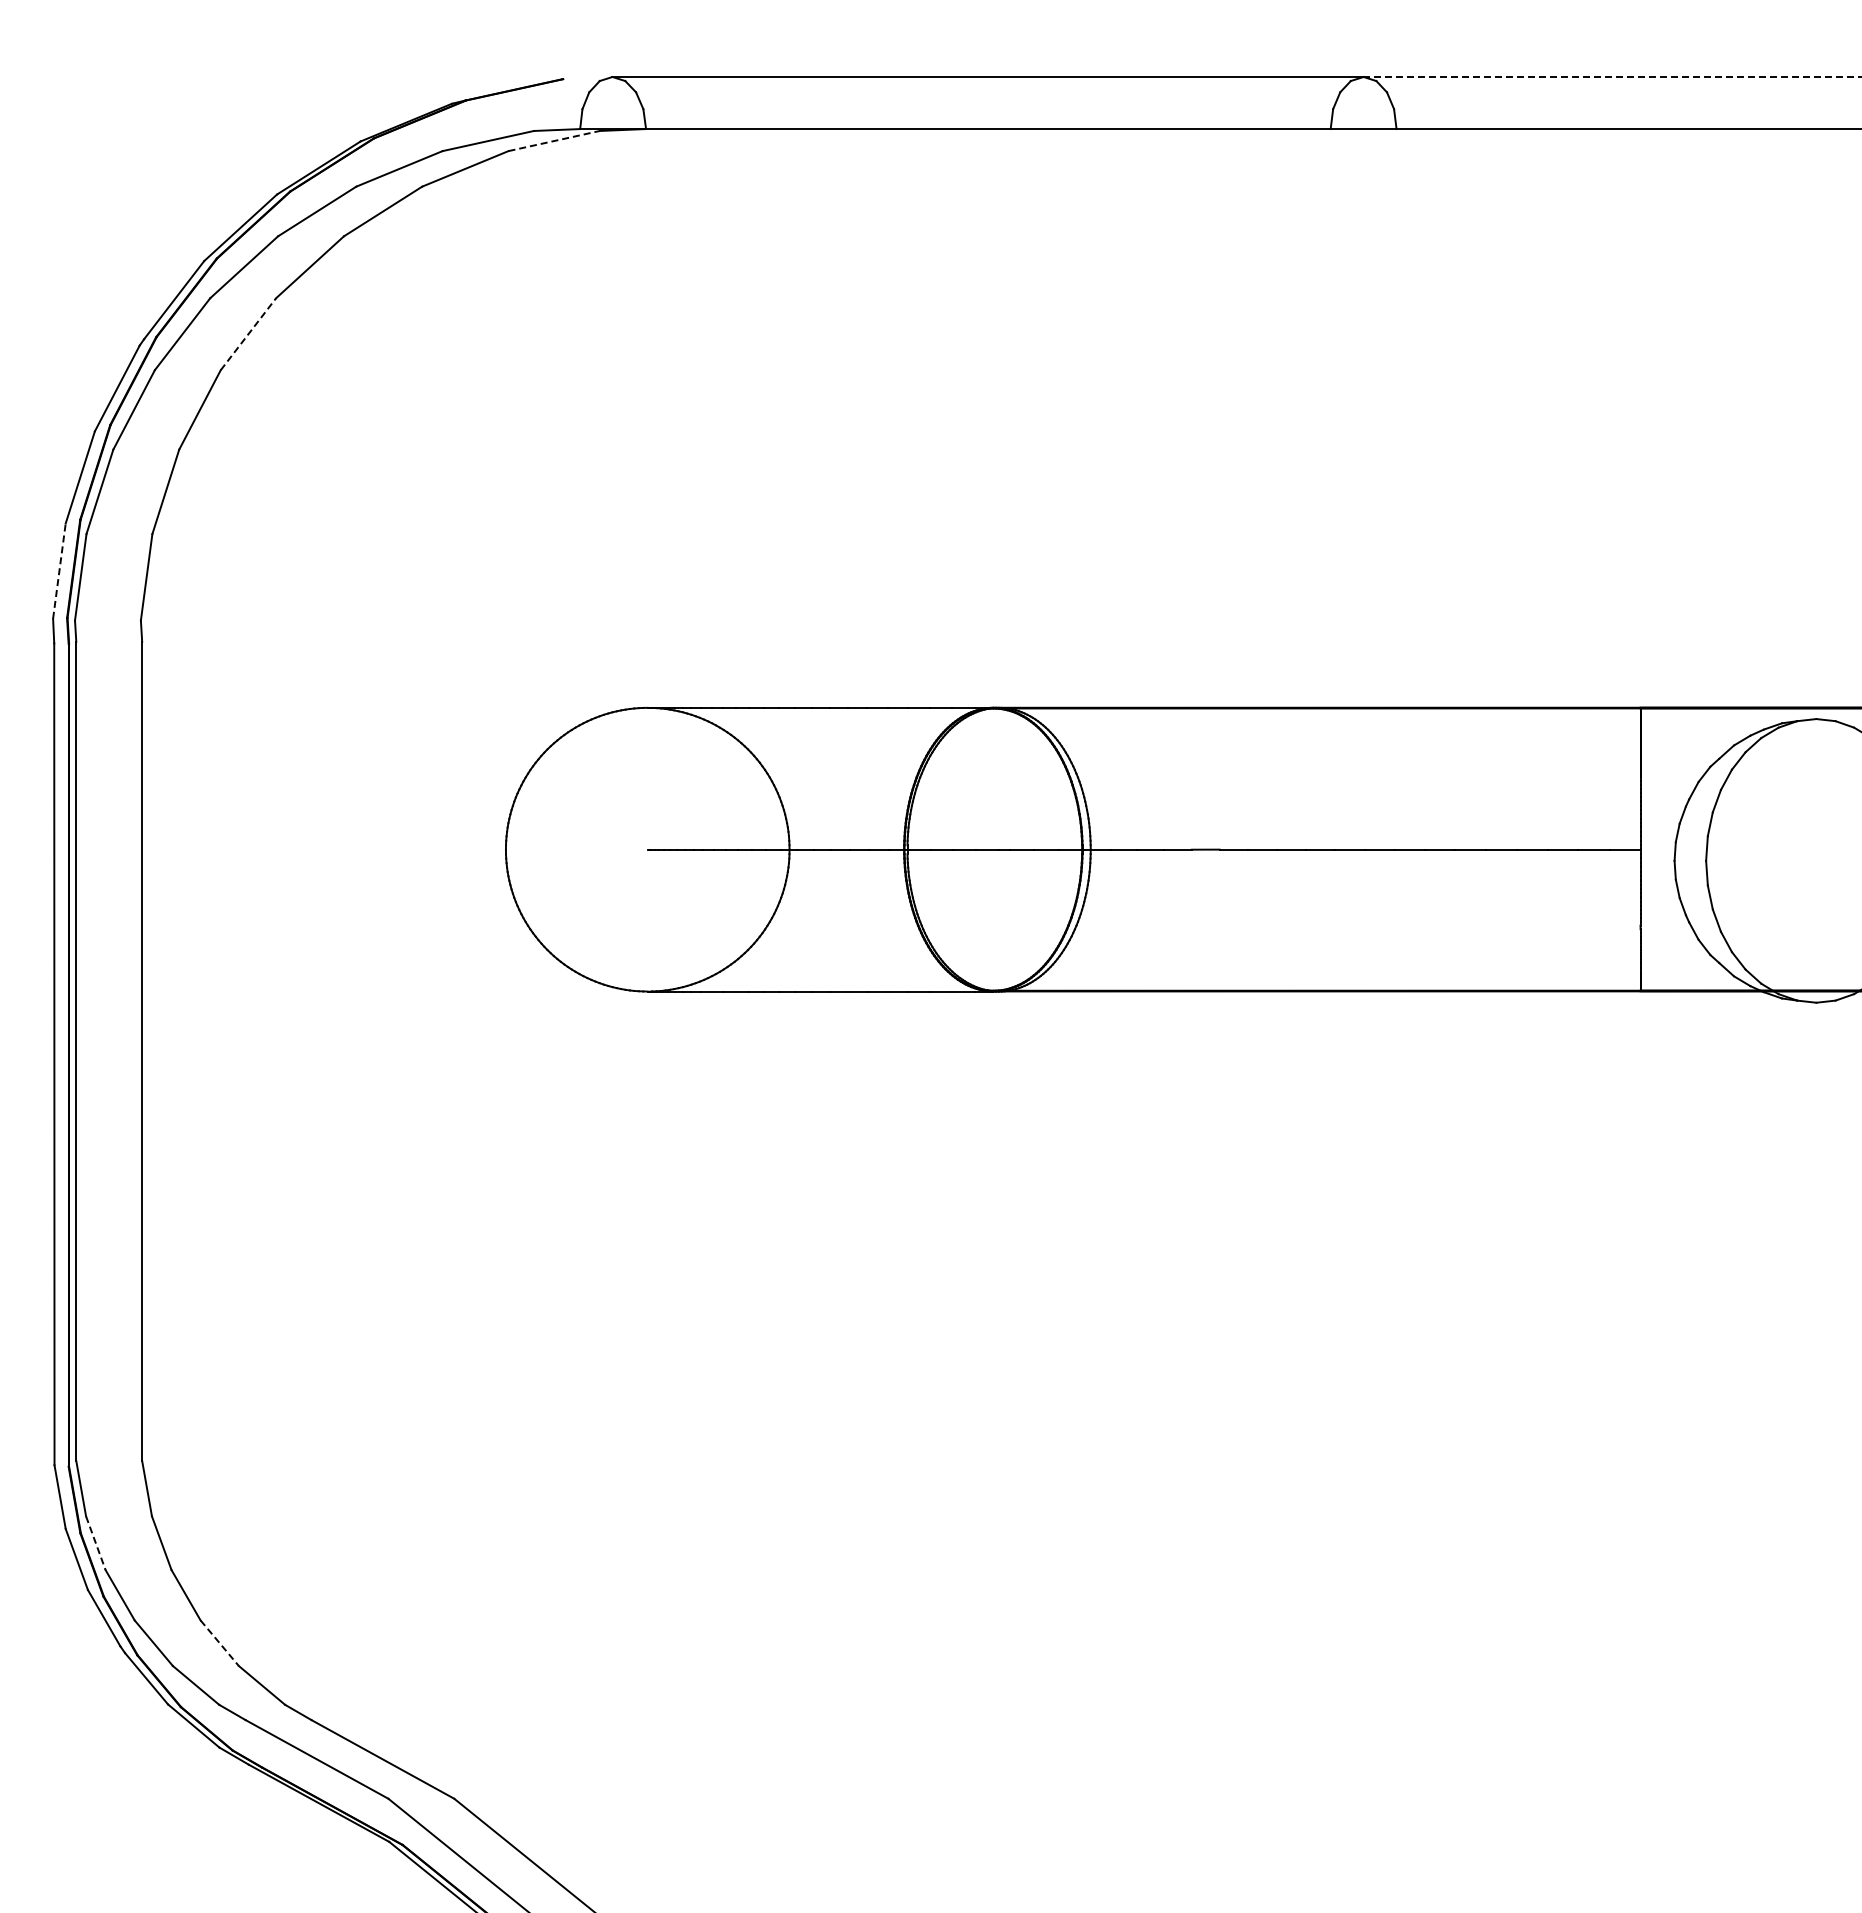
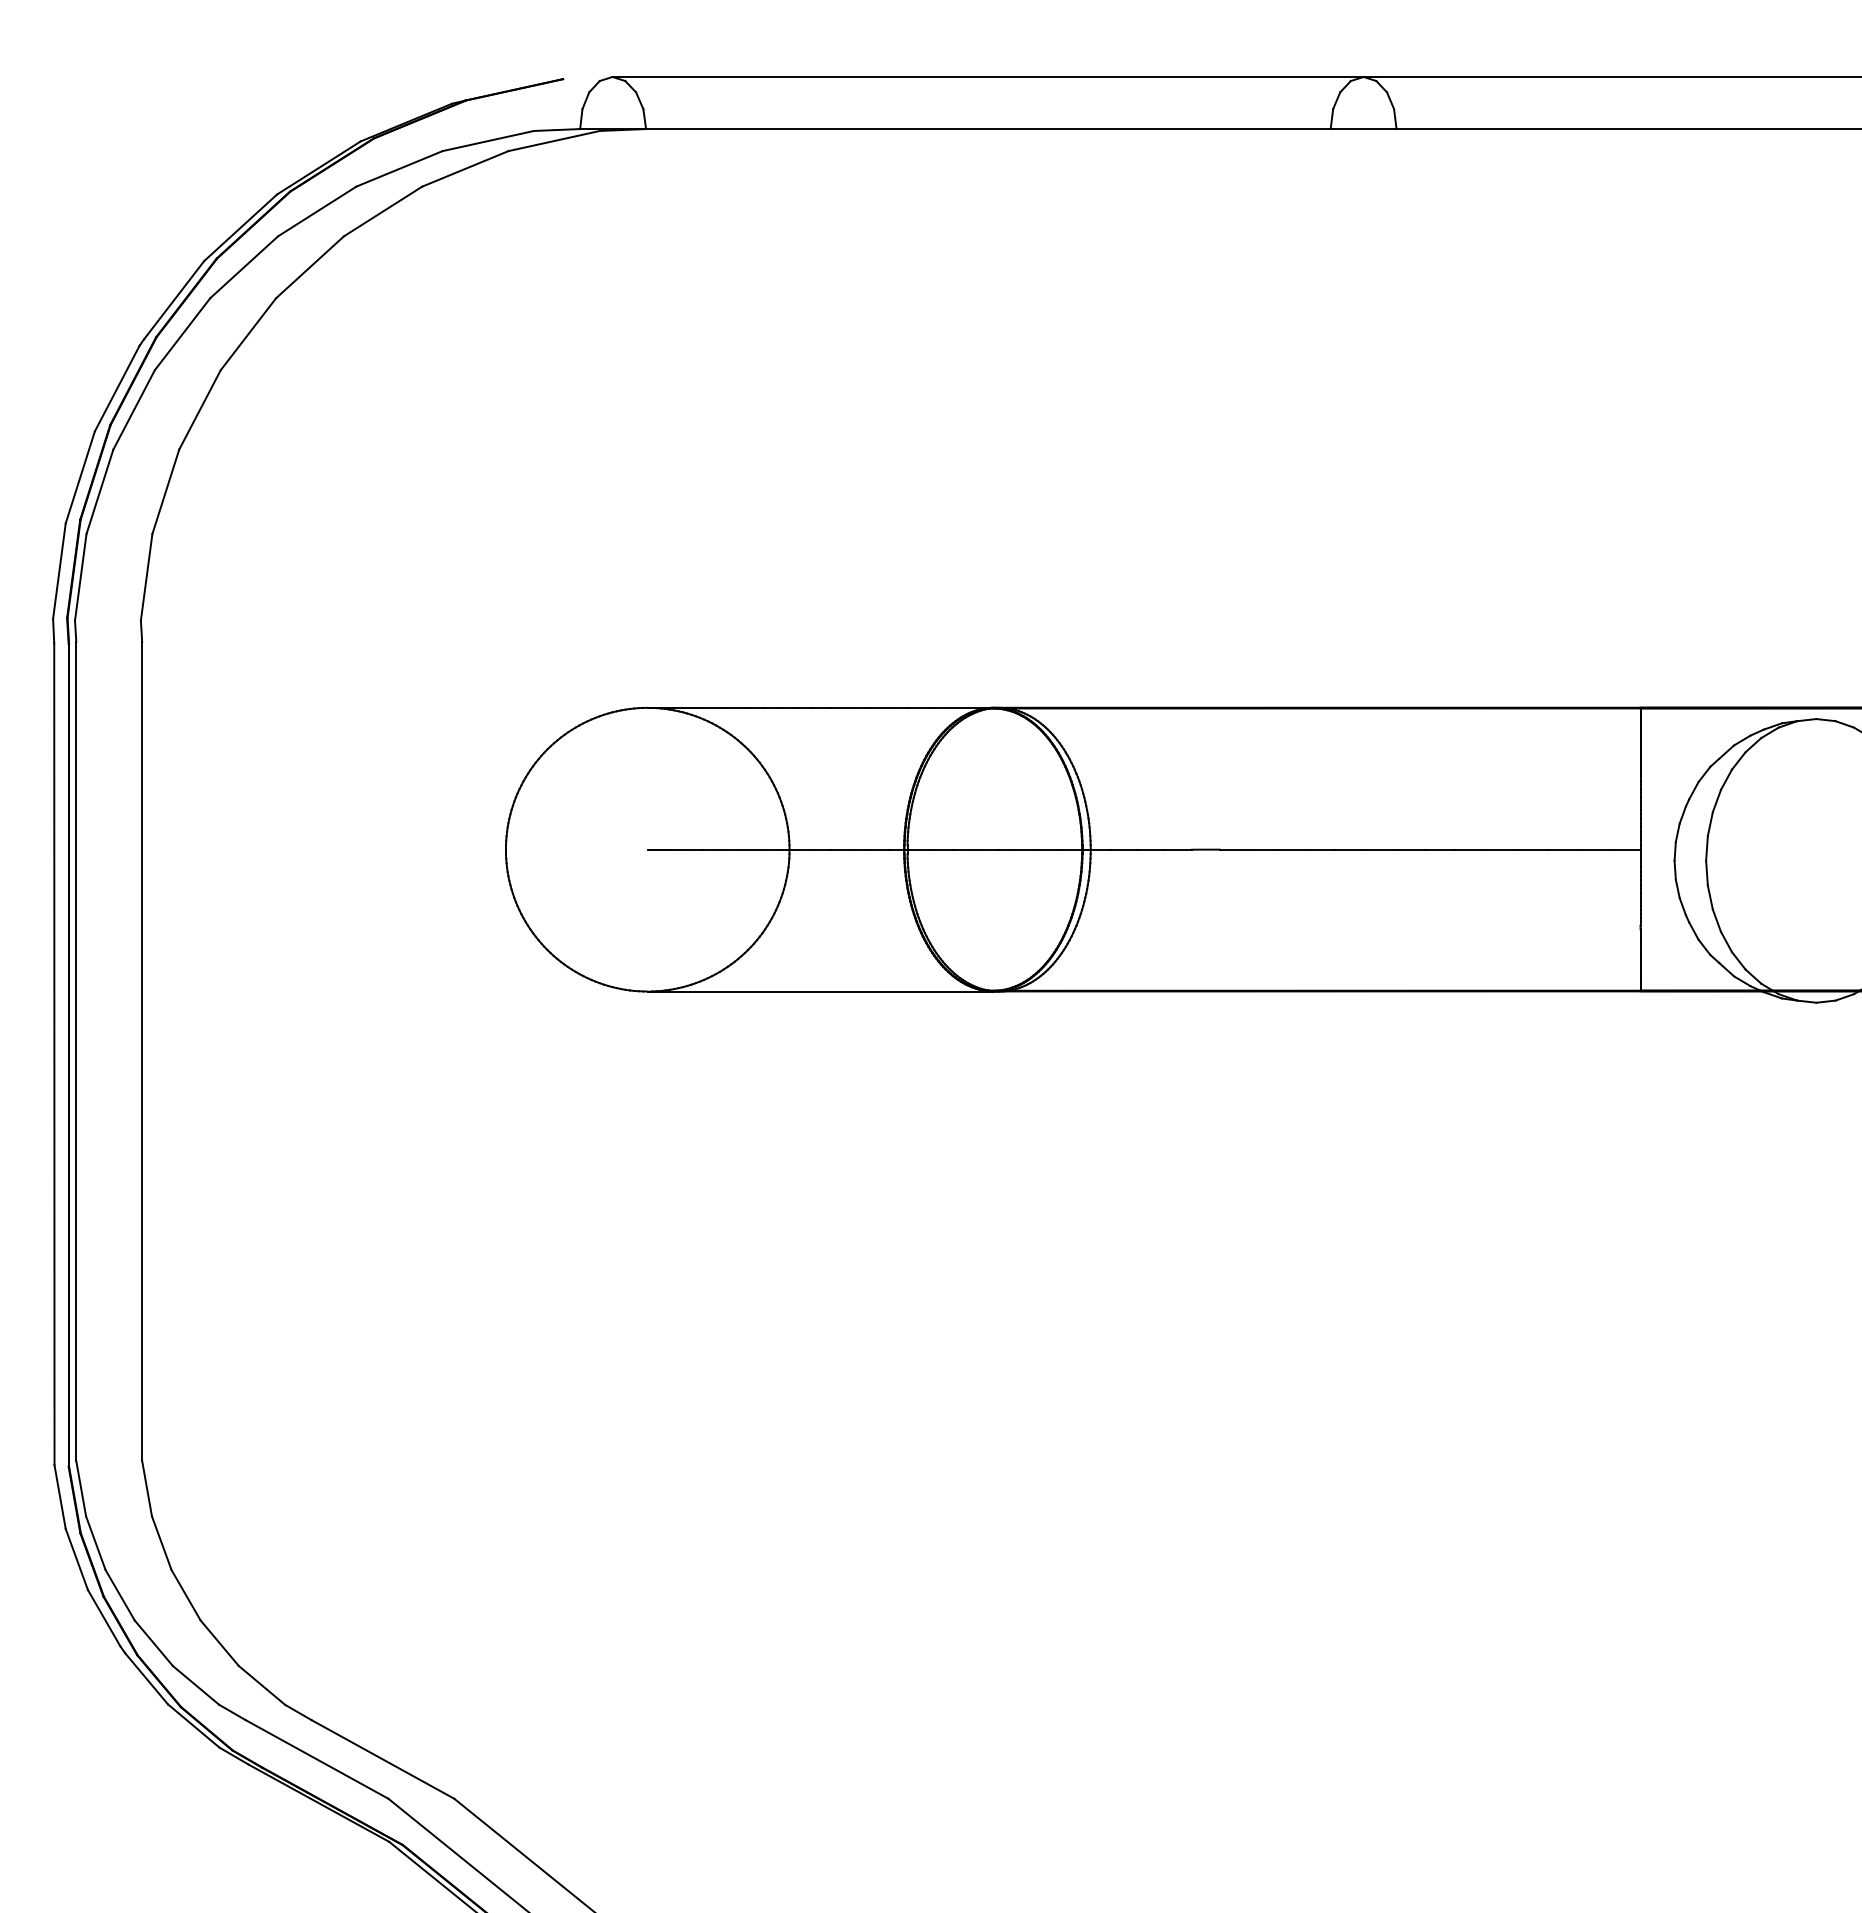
line: dashed -> solid (1612, 77)
line: dashed -> solid (554, 141)
line: dashed -> solid (248, 333)
line: dashed -> solid (59, 570)
line: dashed -> solid (95, 1543)
line: dashed -> solid (219, 1643)
